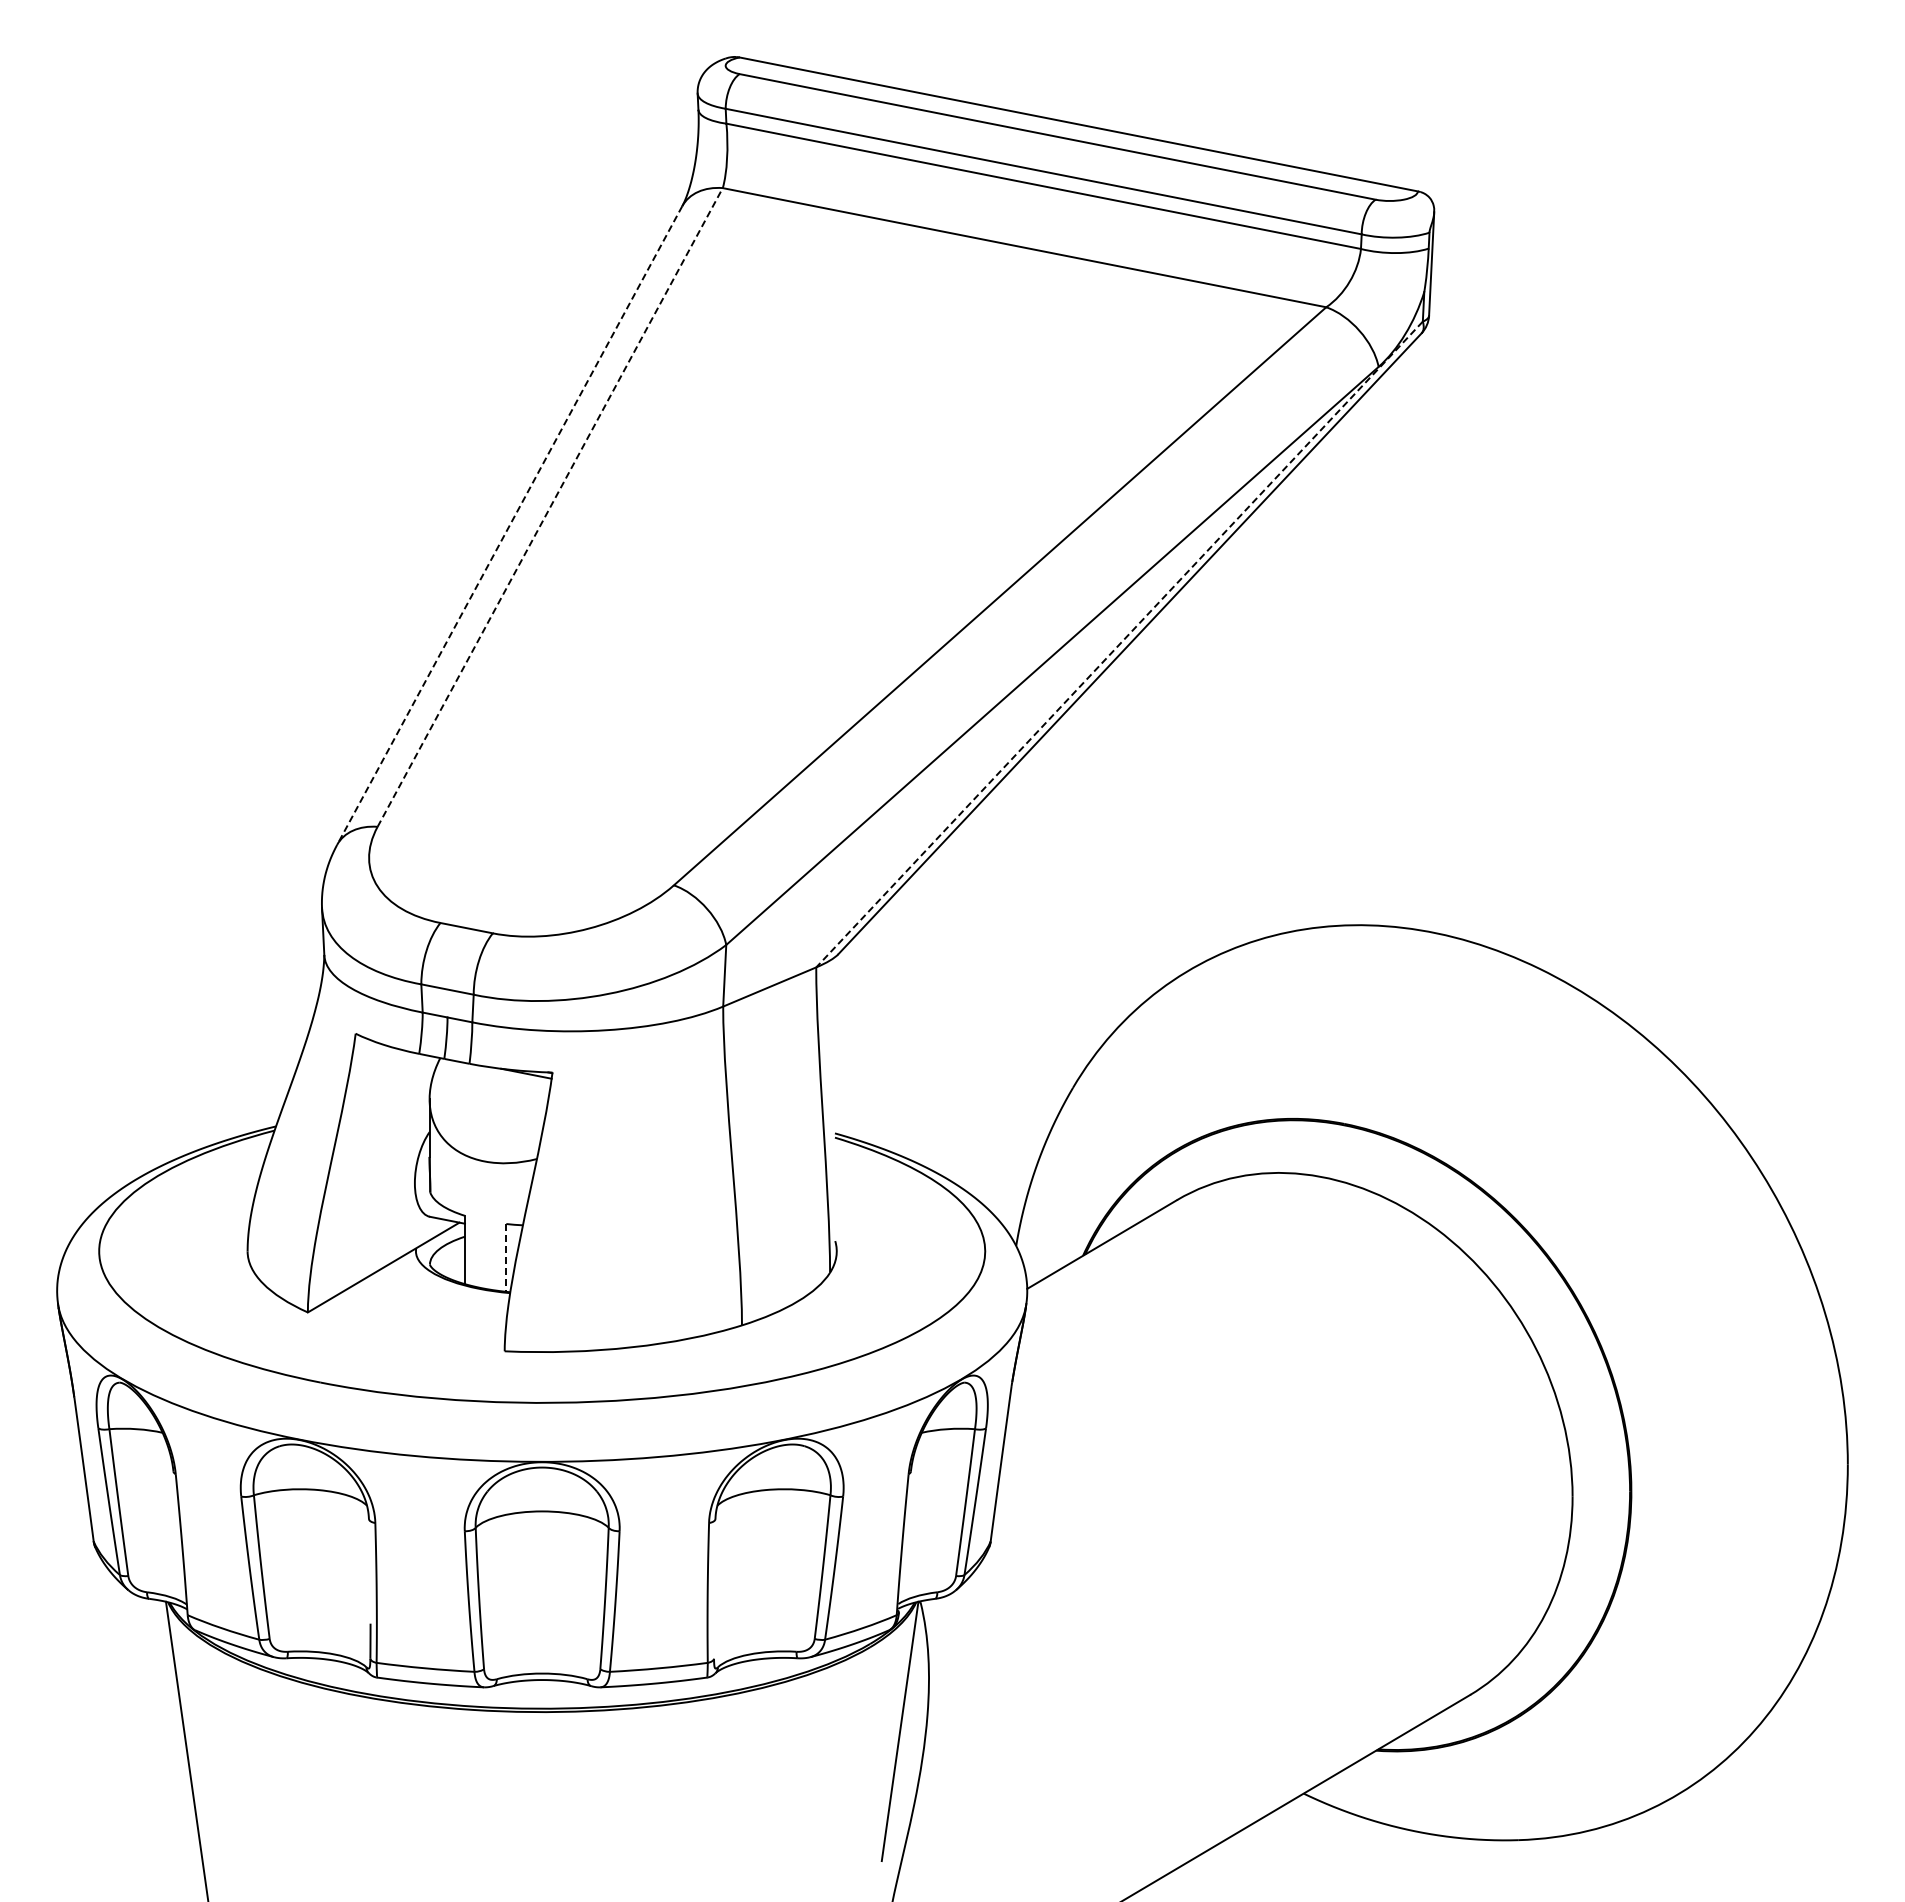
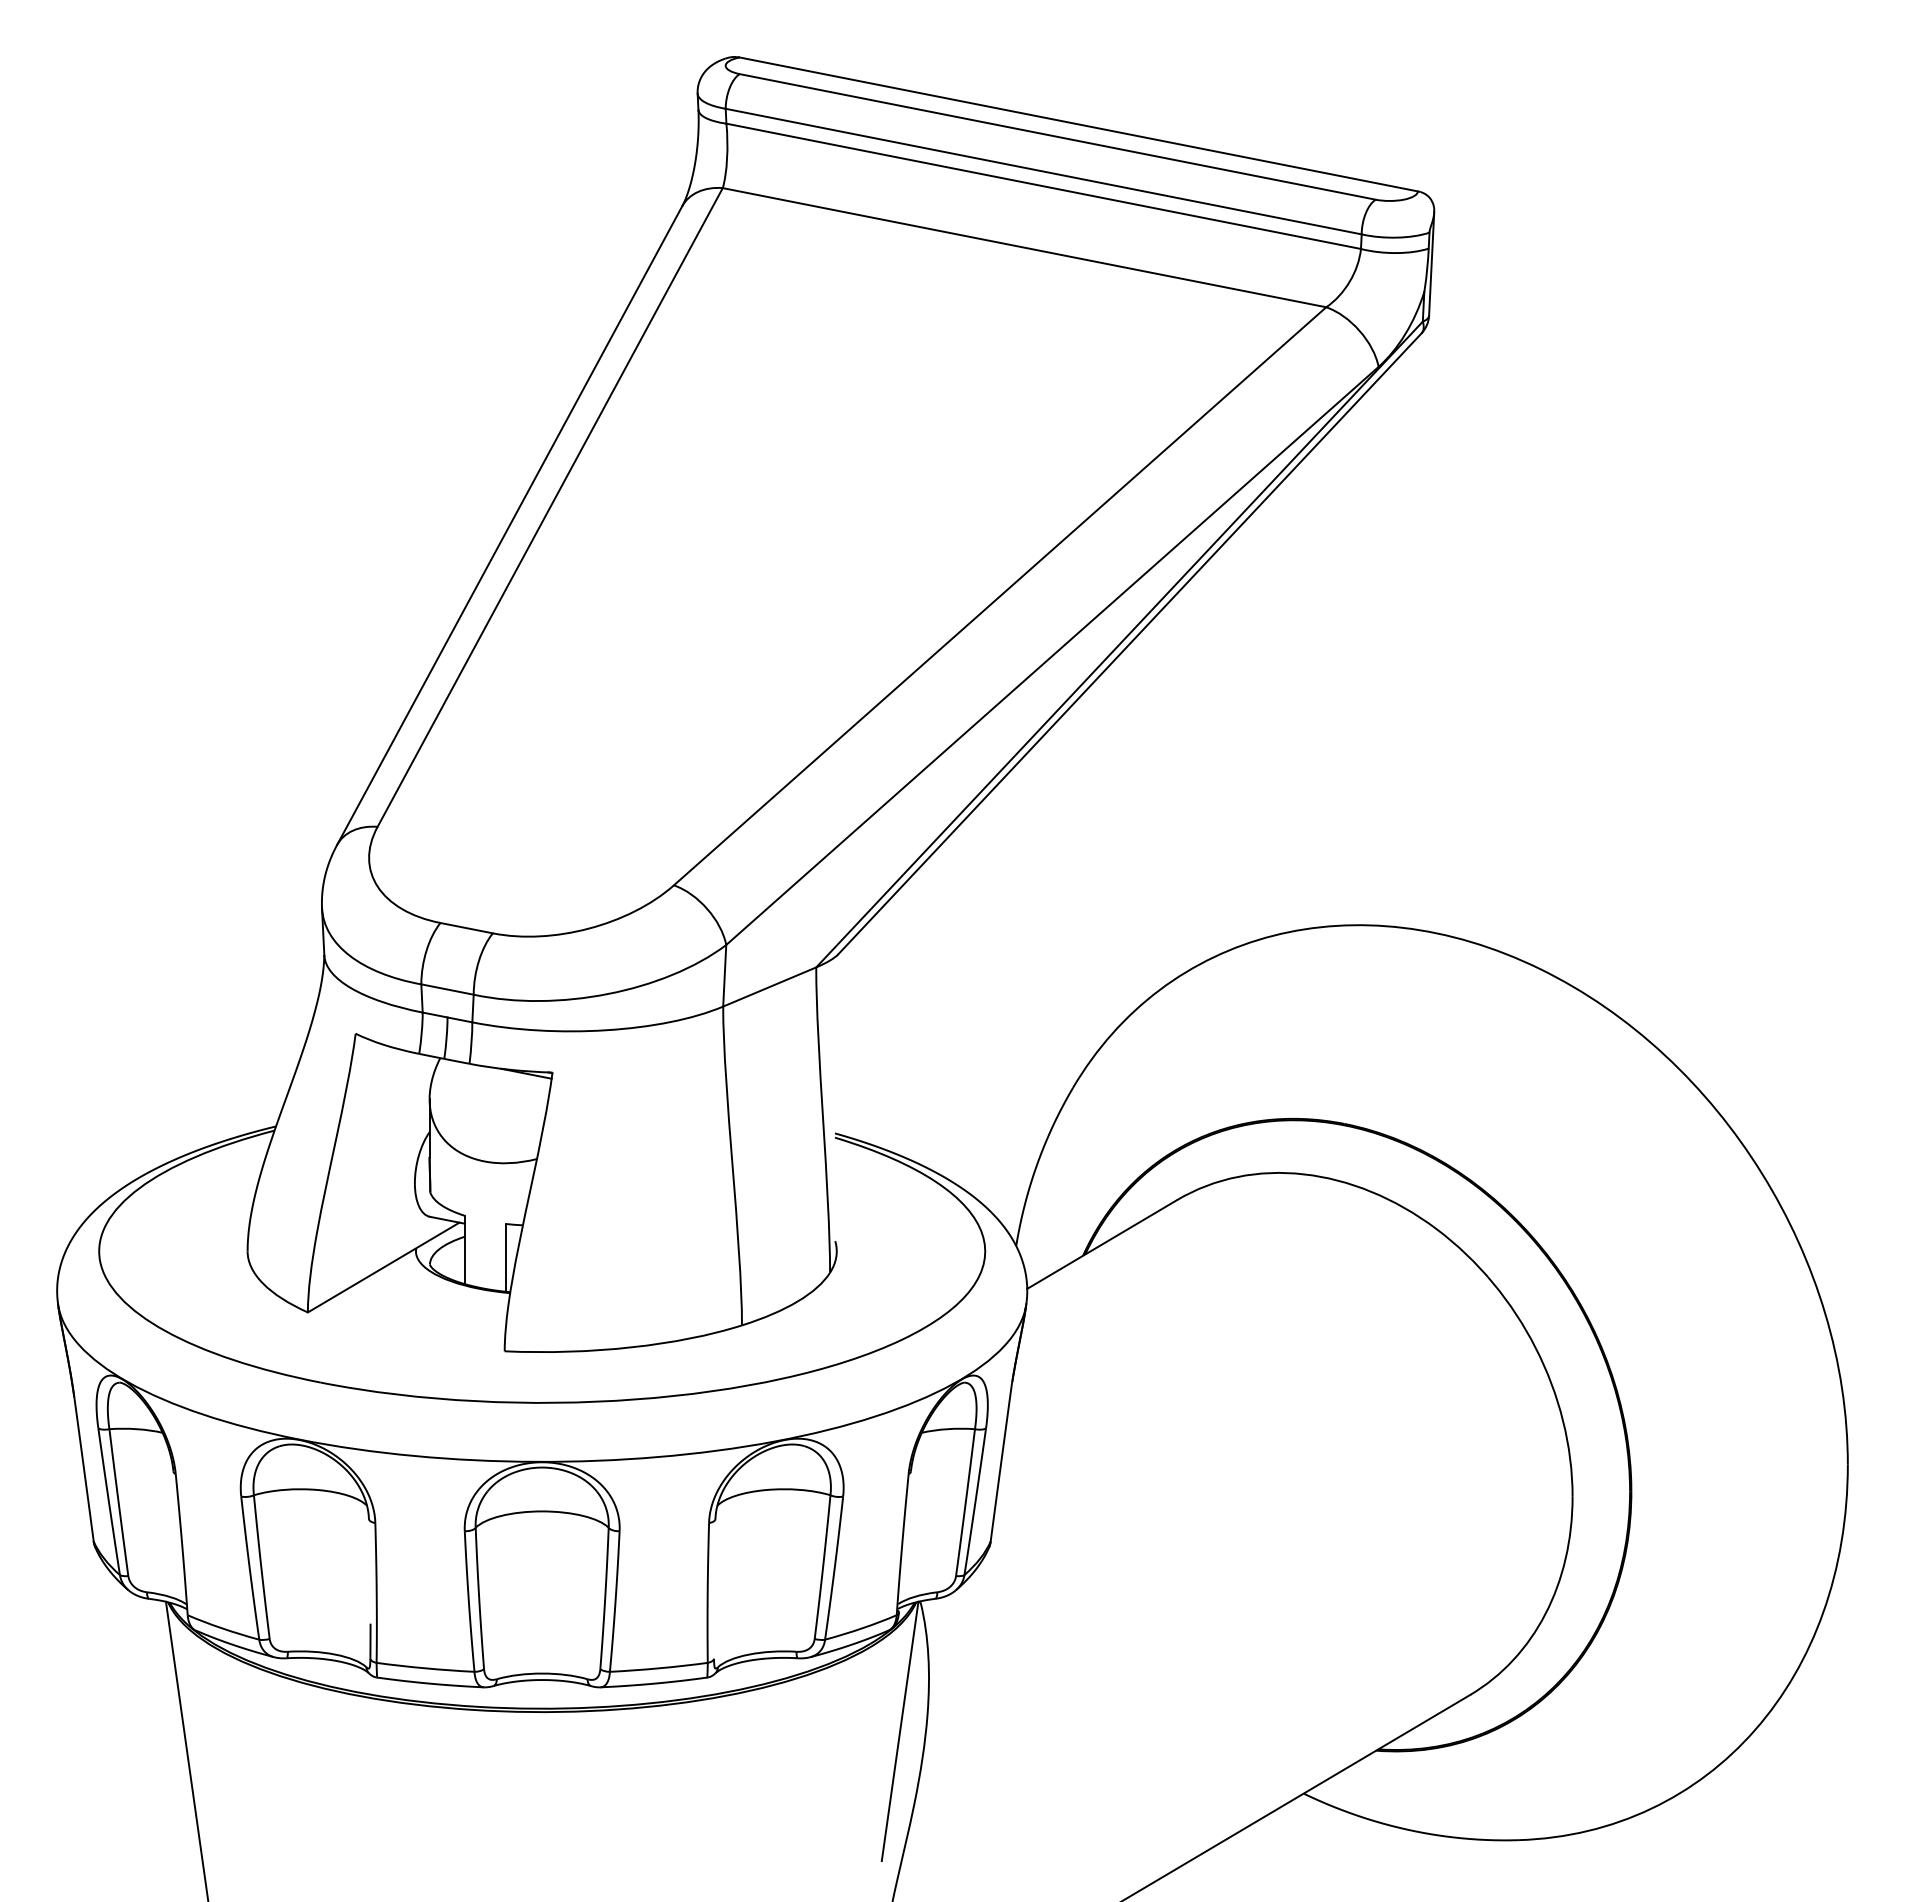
line: dashed -> solid (550, 507)
line: dashed -> solid (509, 526)
line: dashed -> solid (1119, 644)
line: dashed -> solid (506, 1257)
